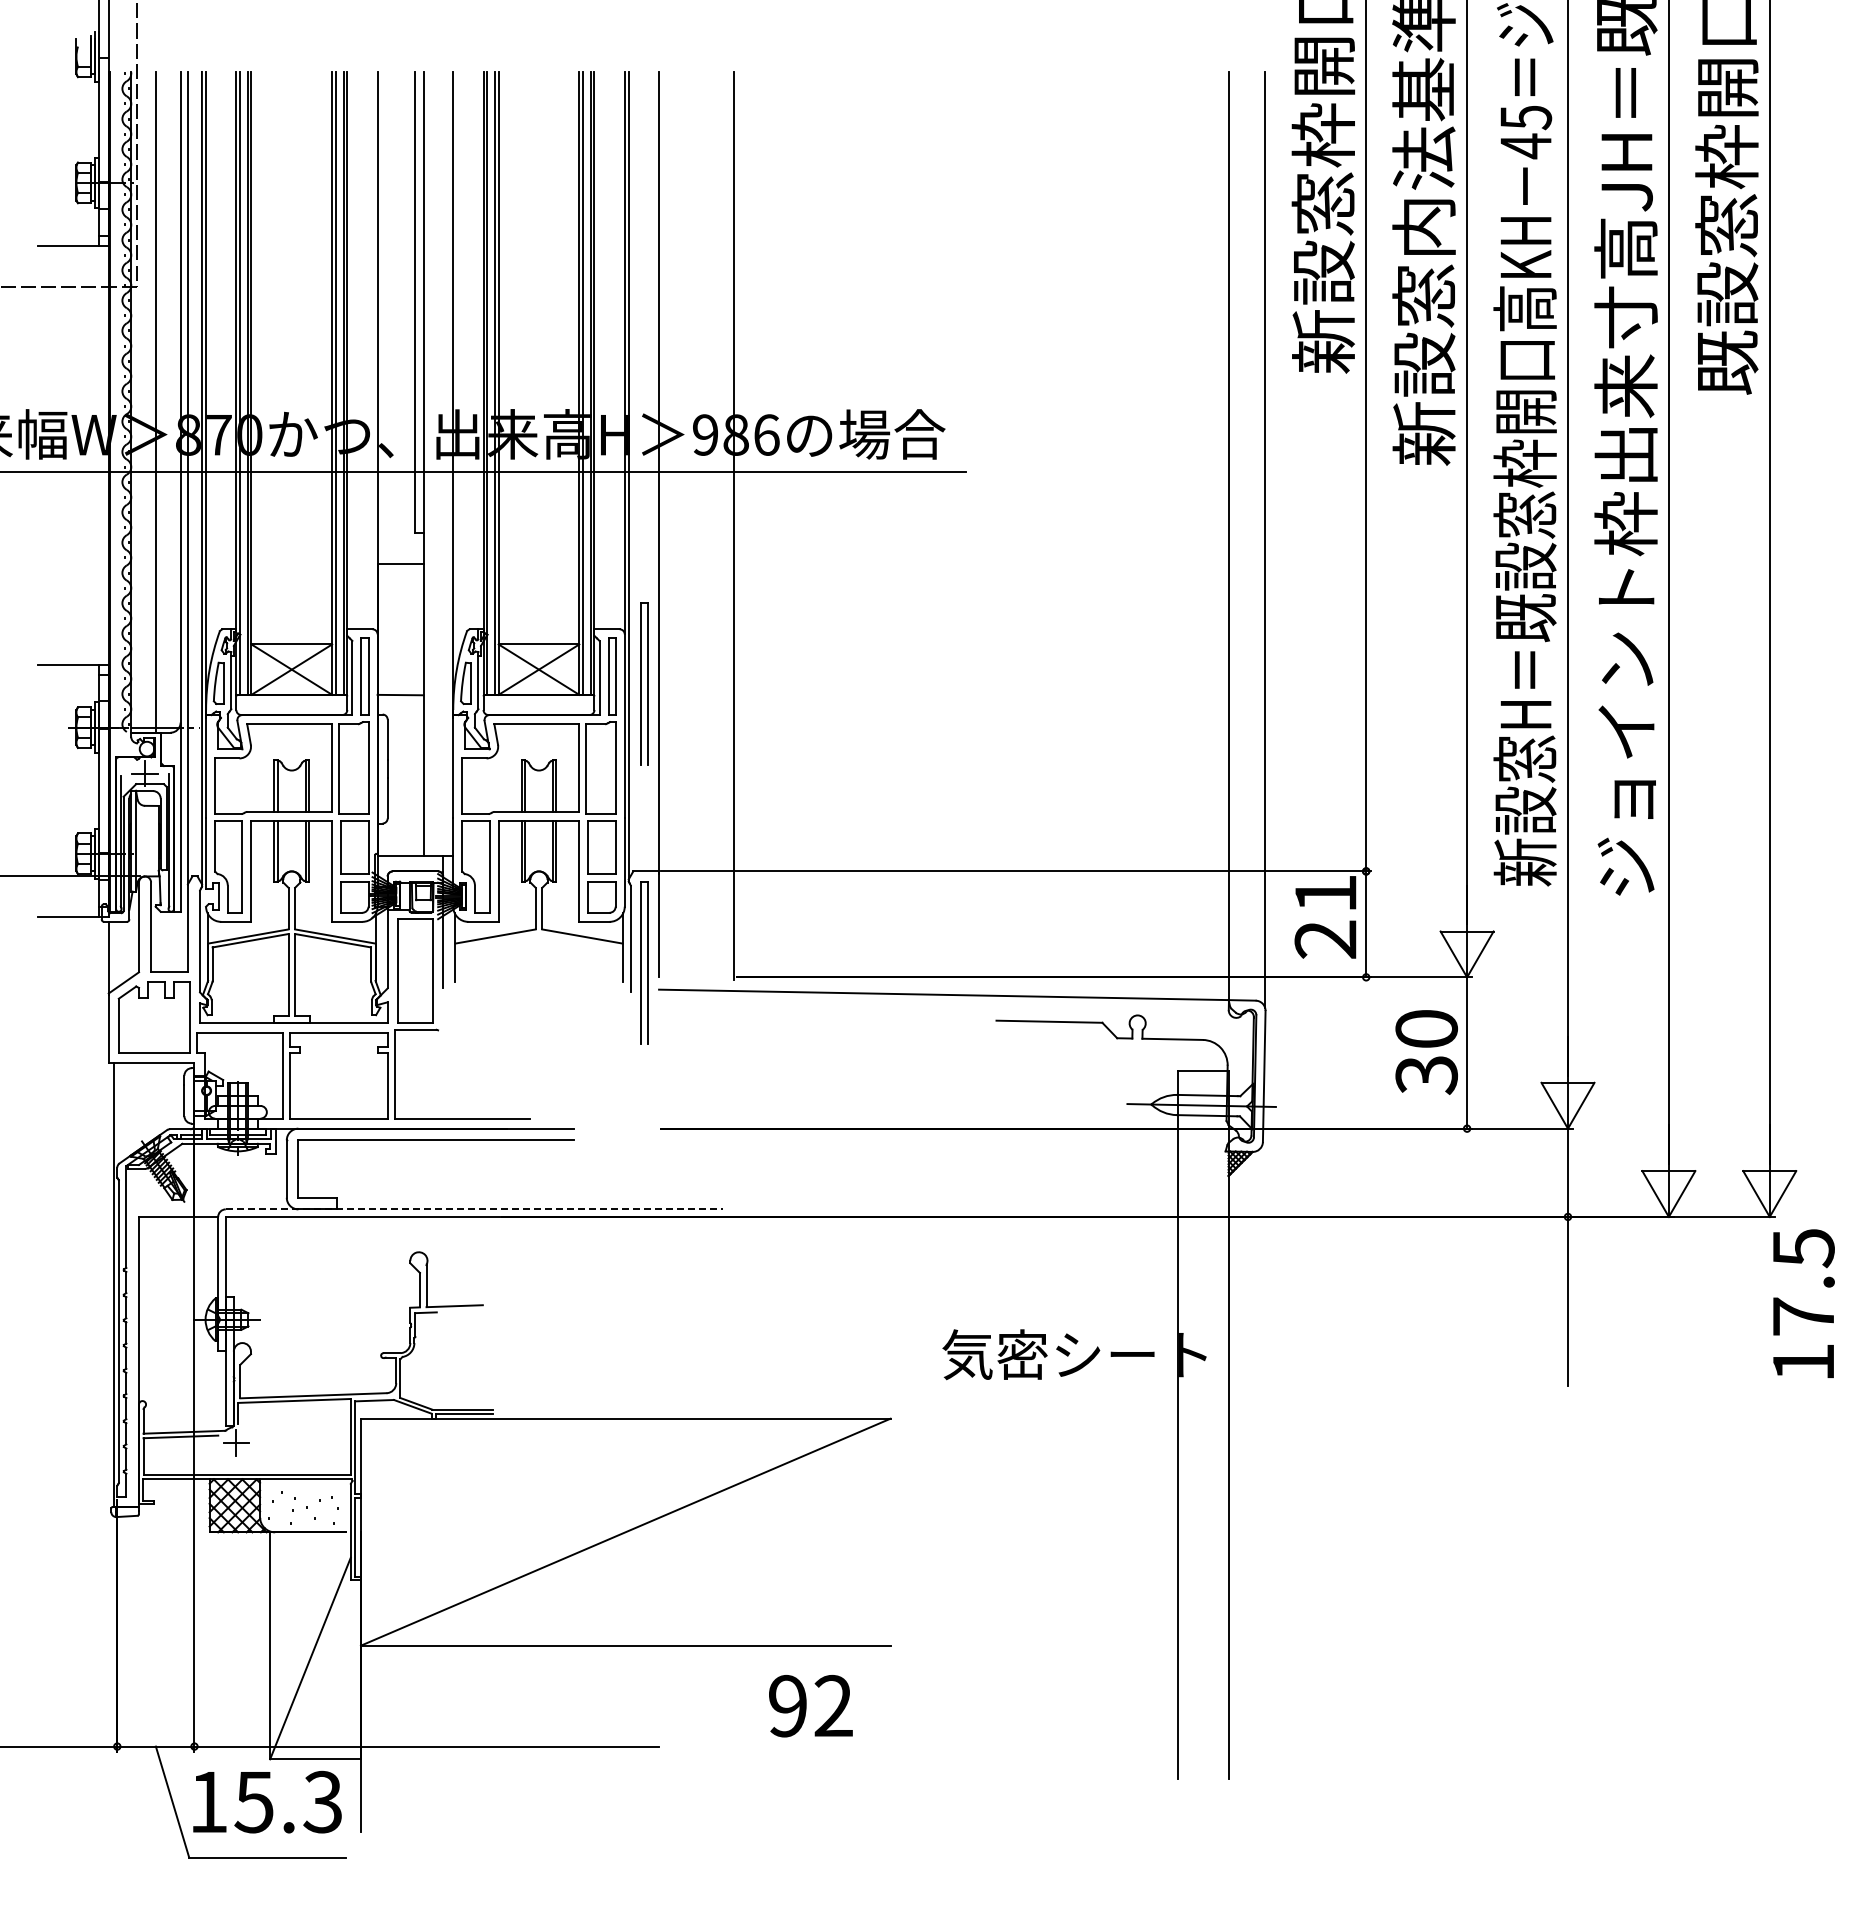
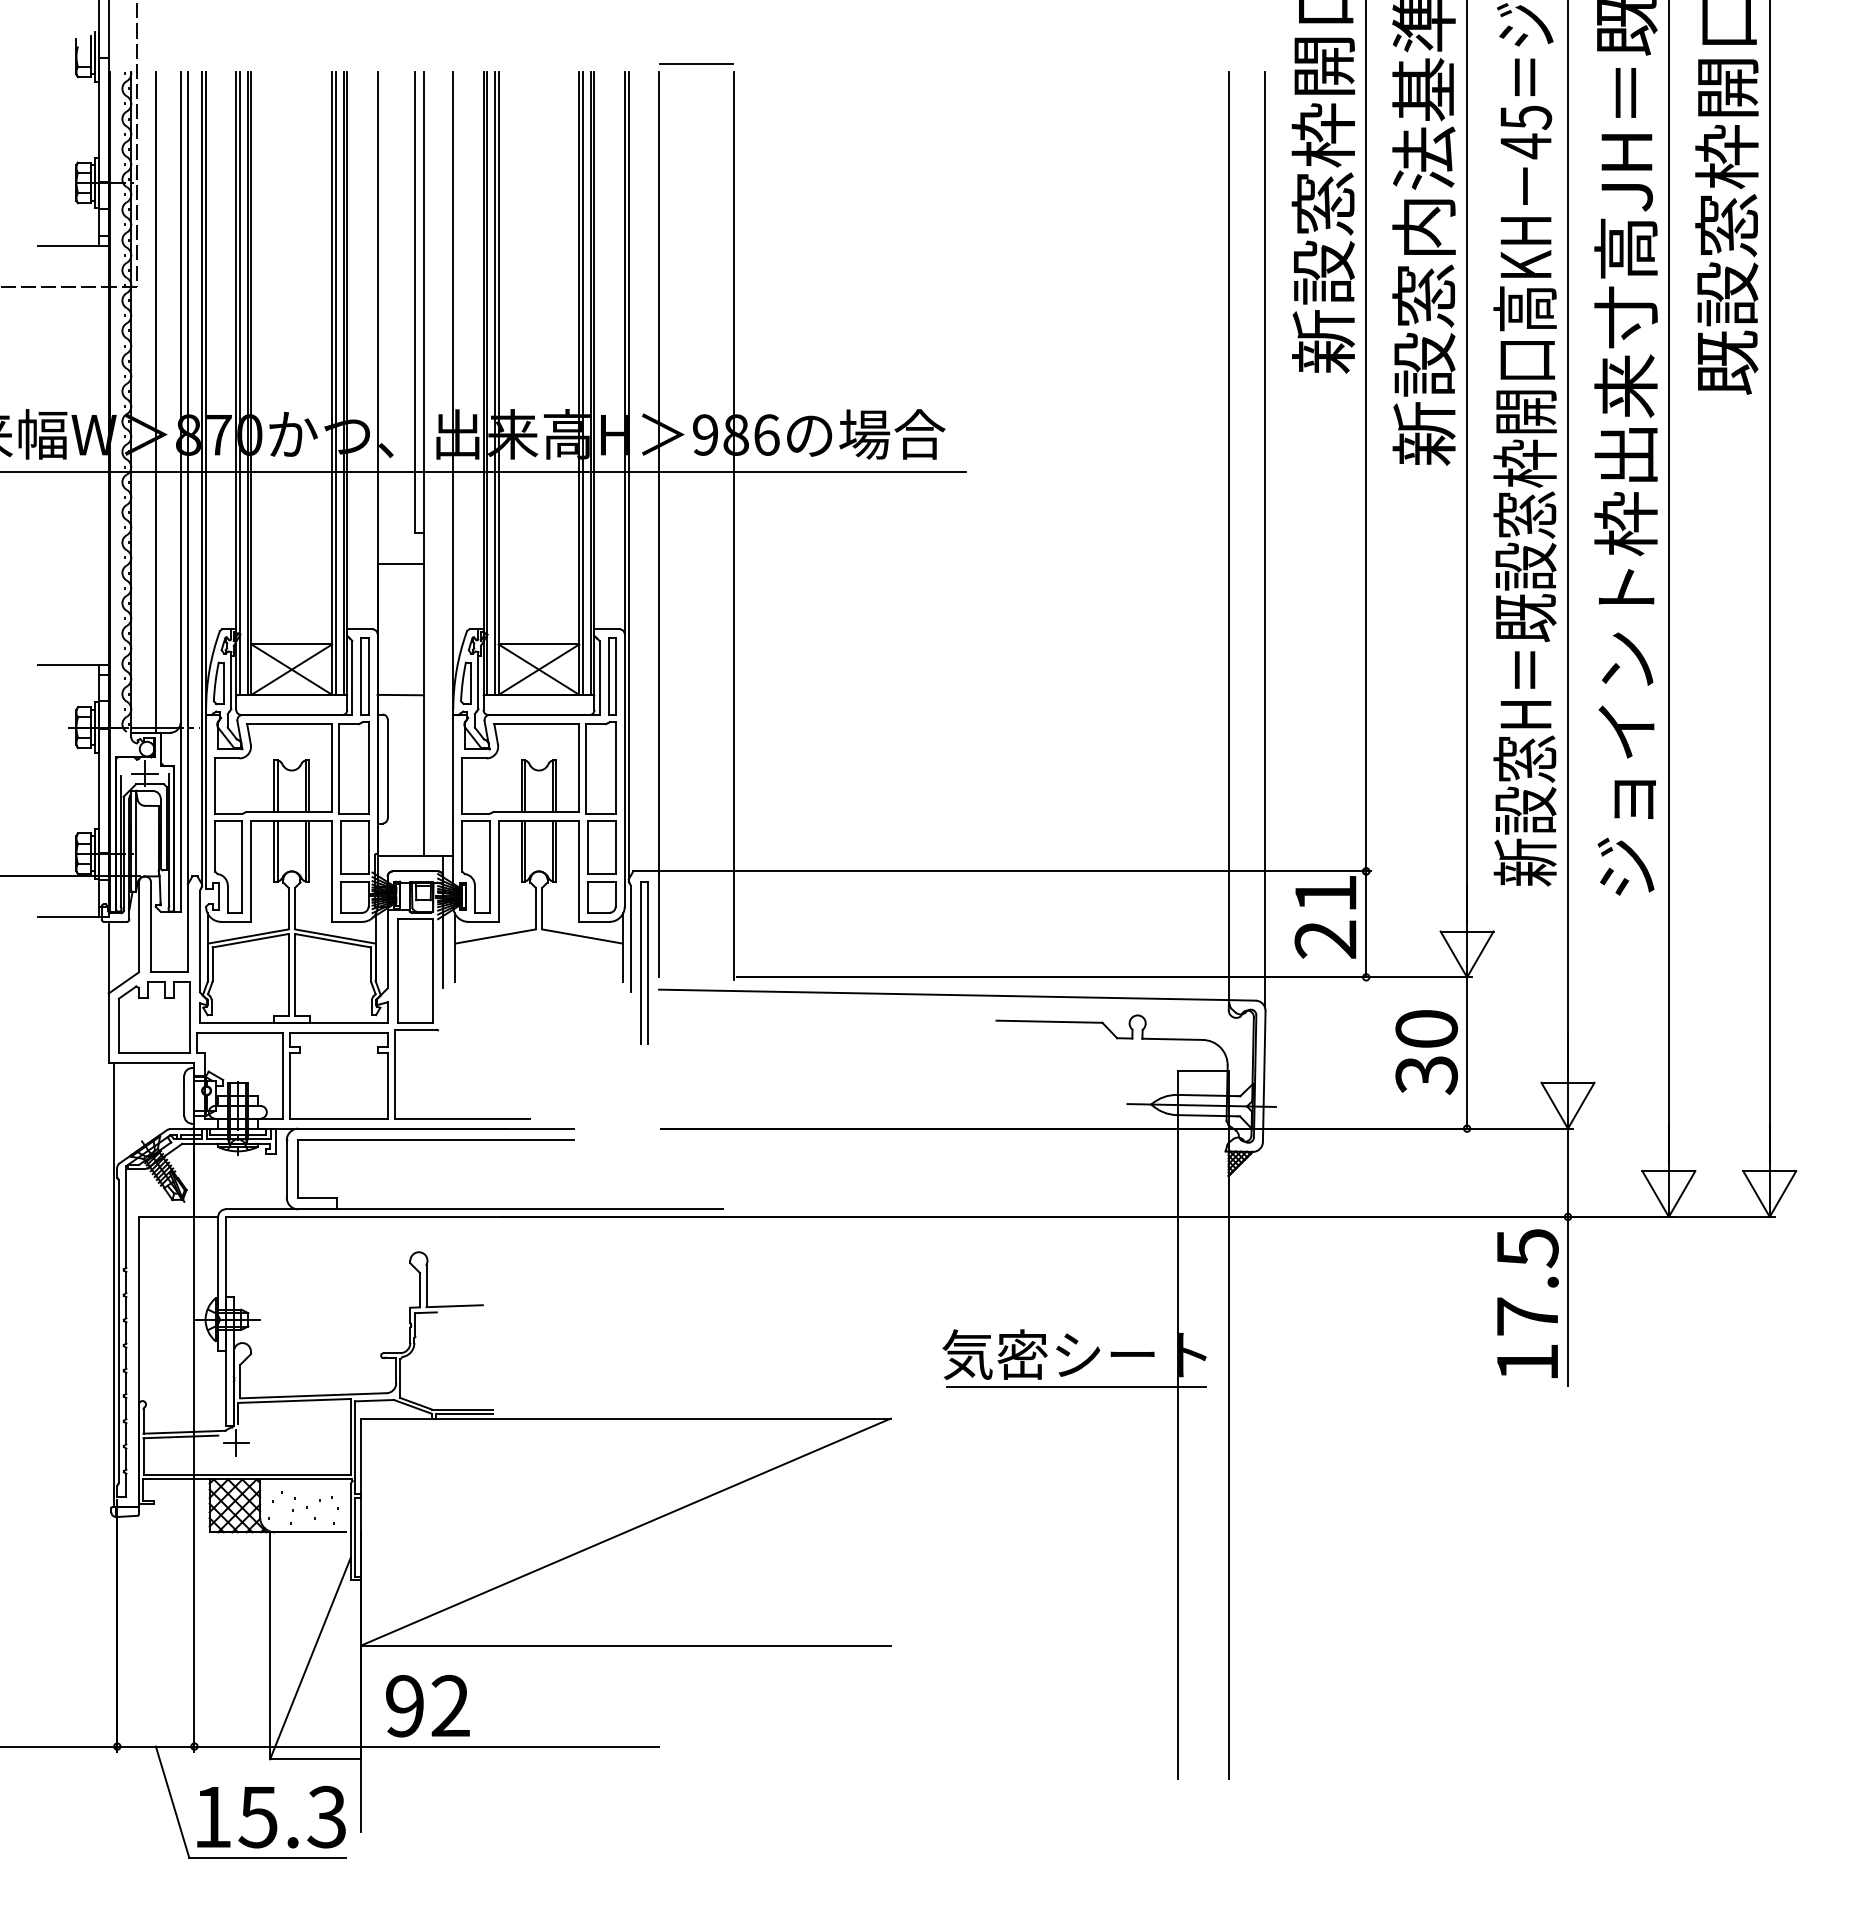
line: none -> present (696, 64)
part: present -> none (644, 683)
line: dashed -> solid (474, 1209)
text position: (1803, 1303) -> (1527, 1303) (1527, 1303)
line: none -> present (1076, 1386)
text position: (810, 1706) -> (427, 1706) (427, 1706)
text position: (267, 1801) -> (271, 1816) (271, 1816)
